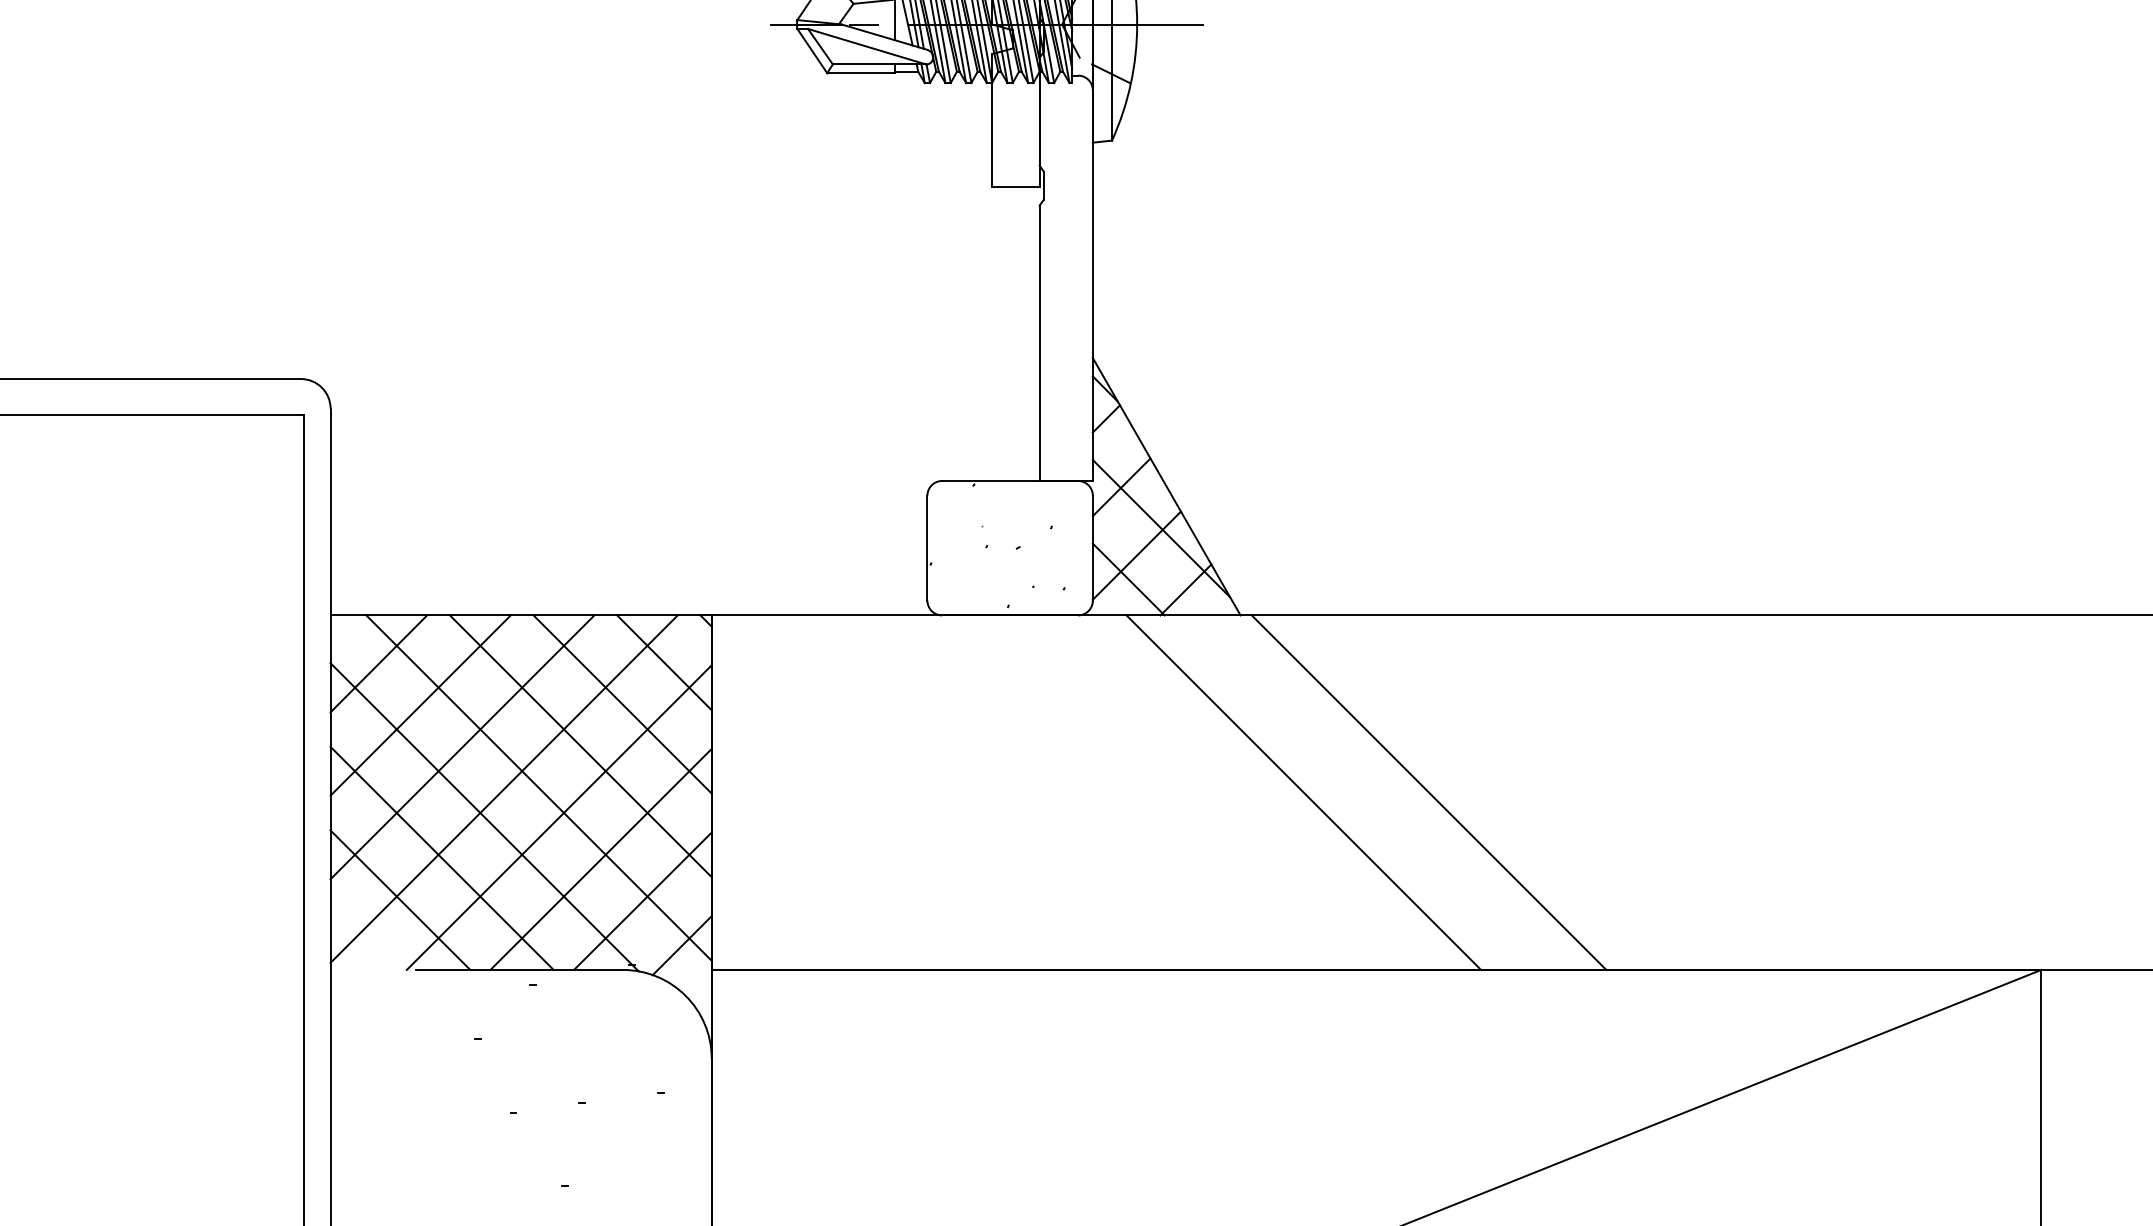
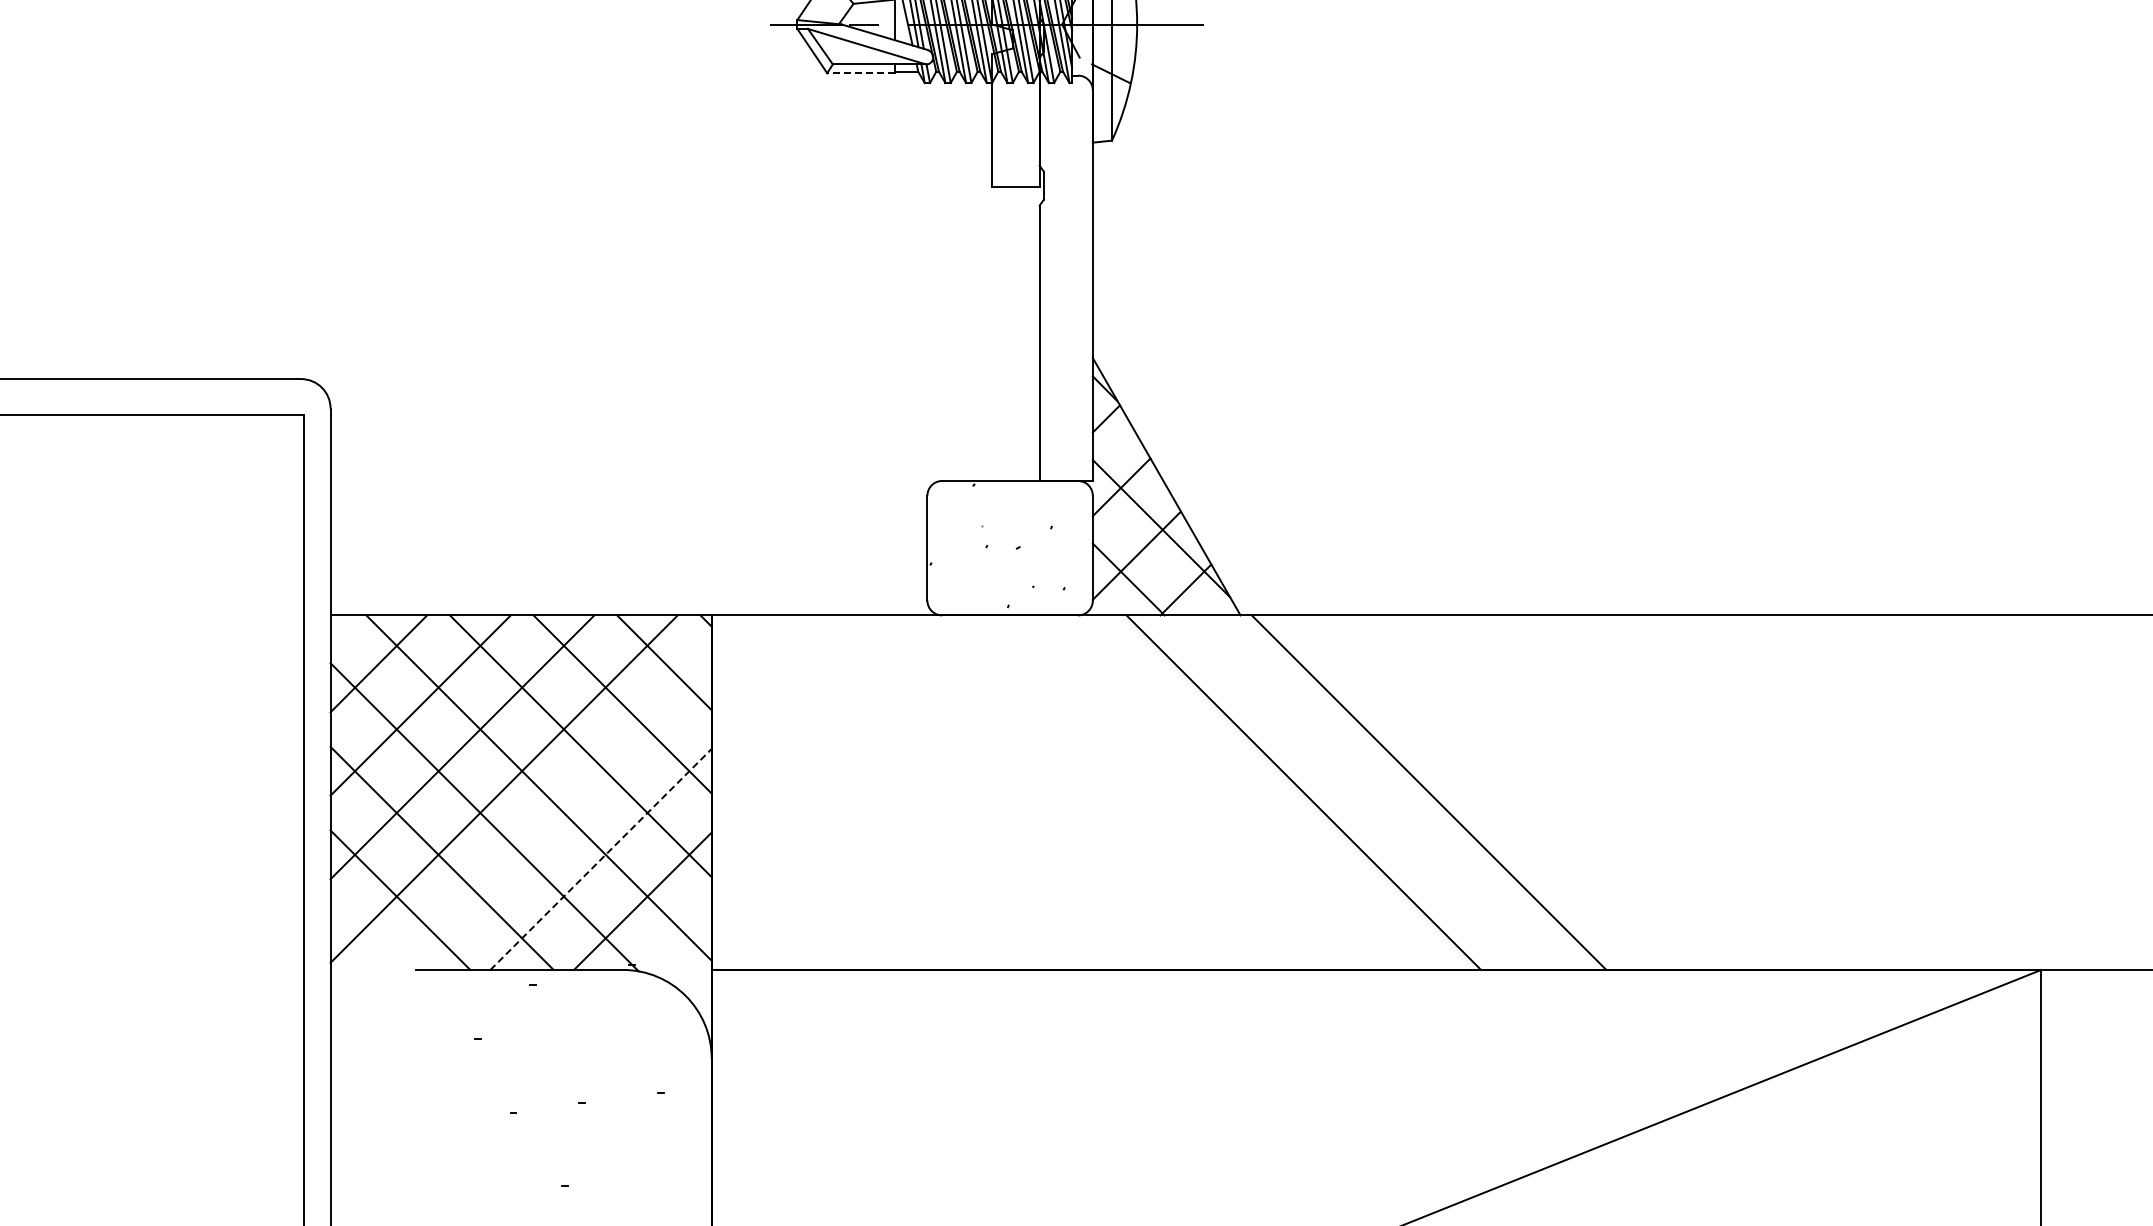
line: solid -> dashed (861, 73)
line: present -> none (558, 817)
line: solid -> dashed (601, 859)
line: present -> none (681, 945)
